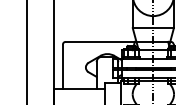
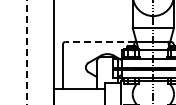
line: solid -> dashed (100, 41)
line: solid -> dashed (26, 52)
